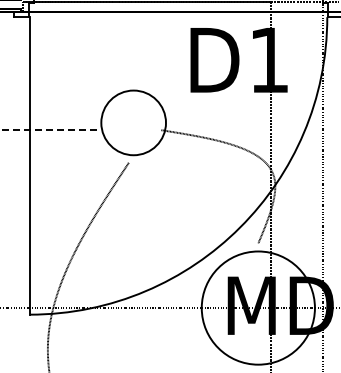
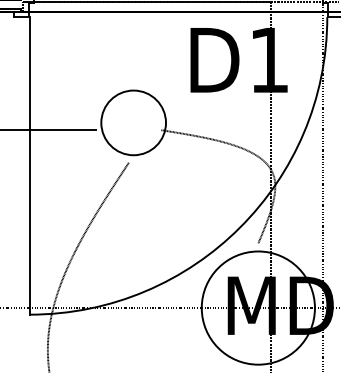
line: dashed -> solid (48, 130)
